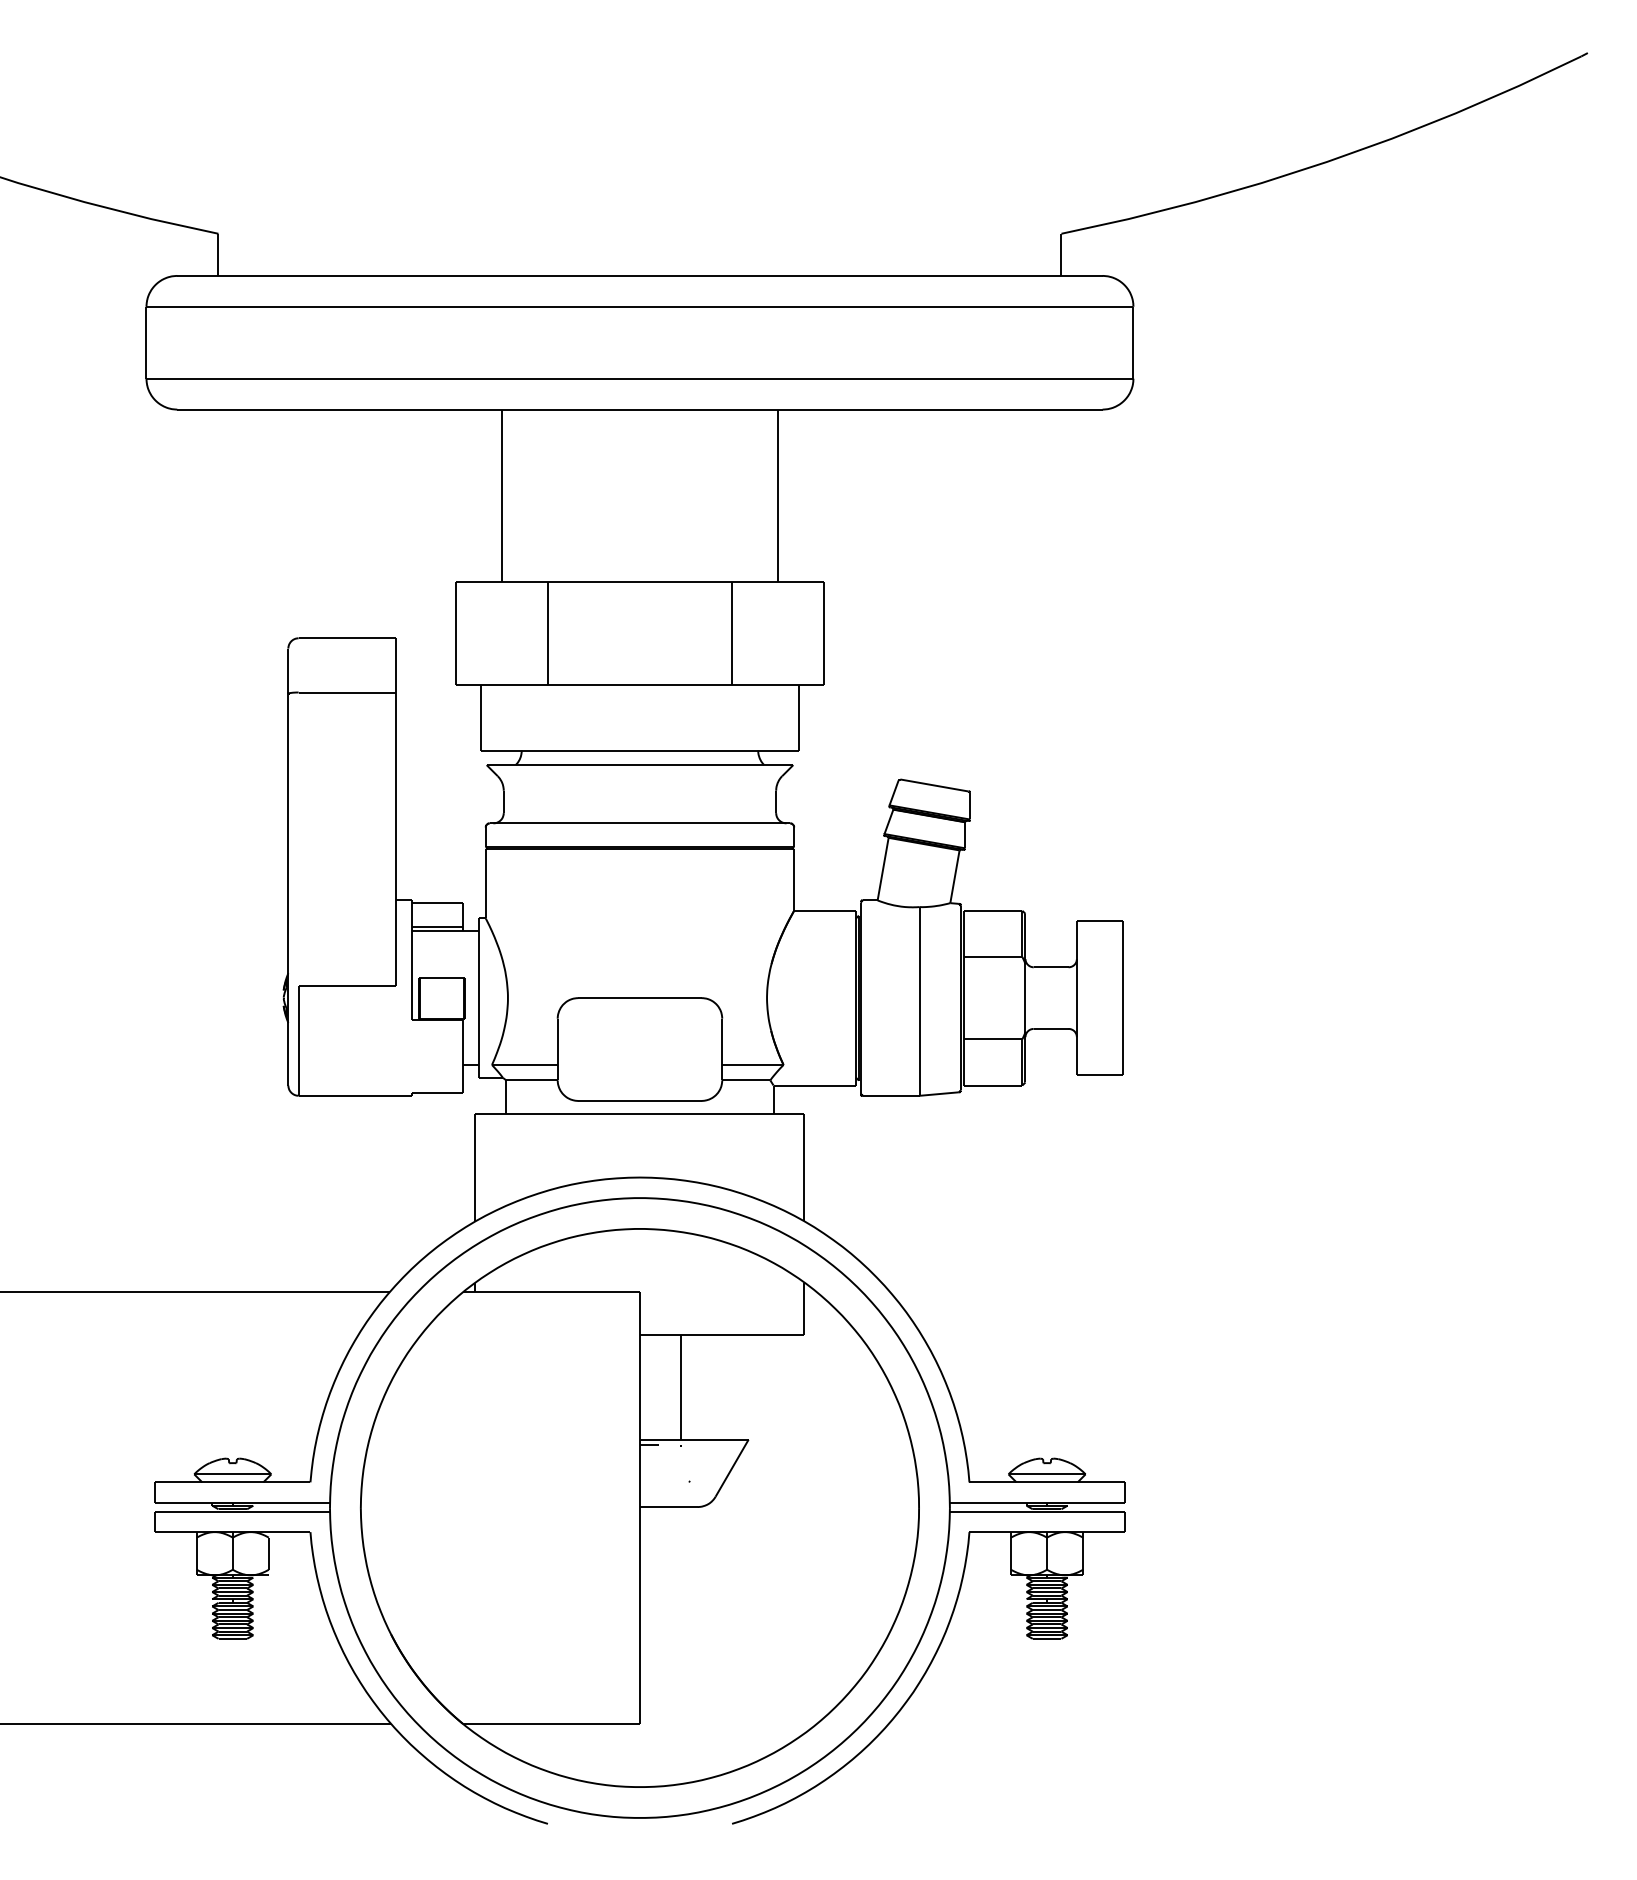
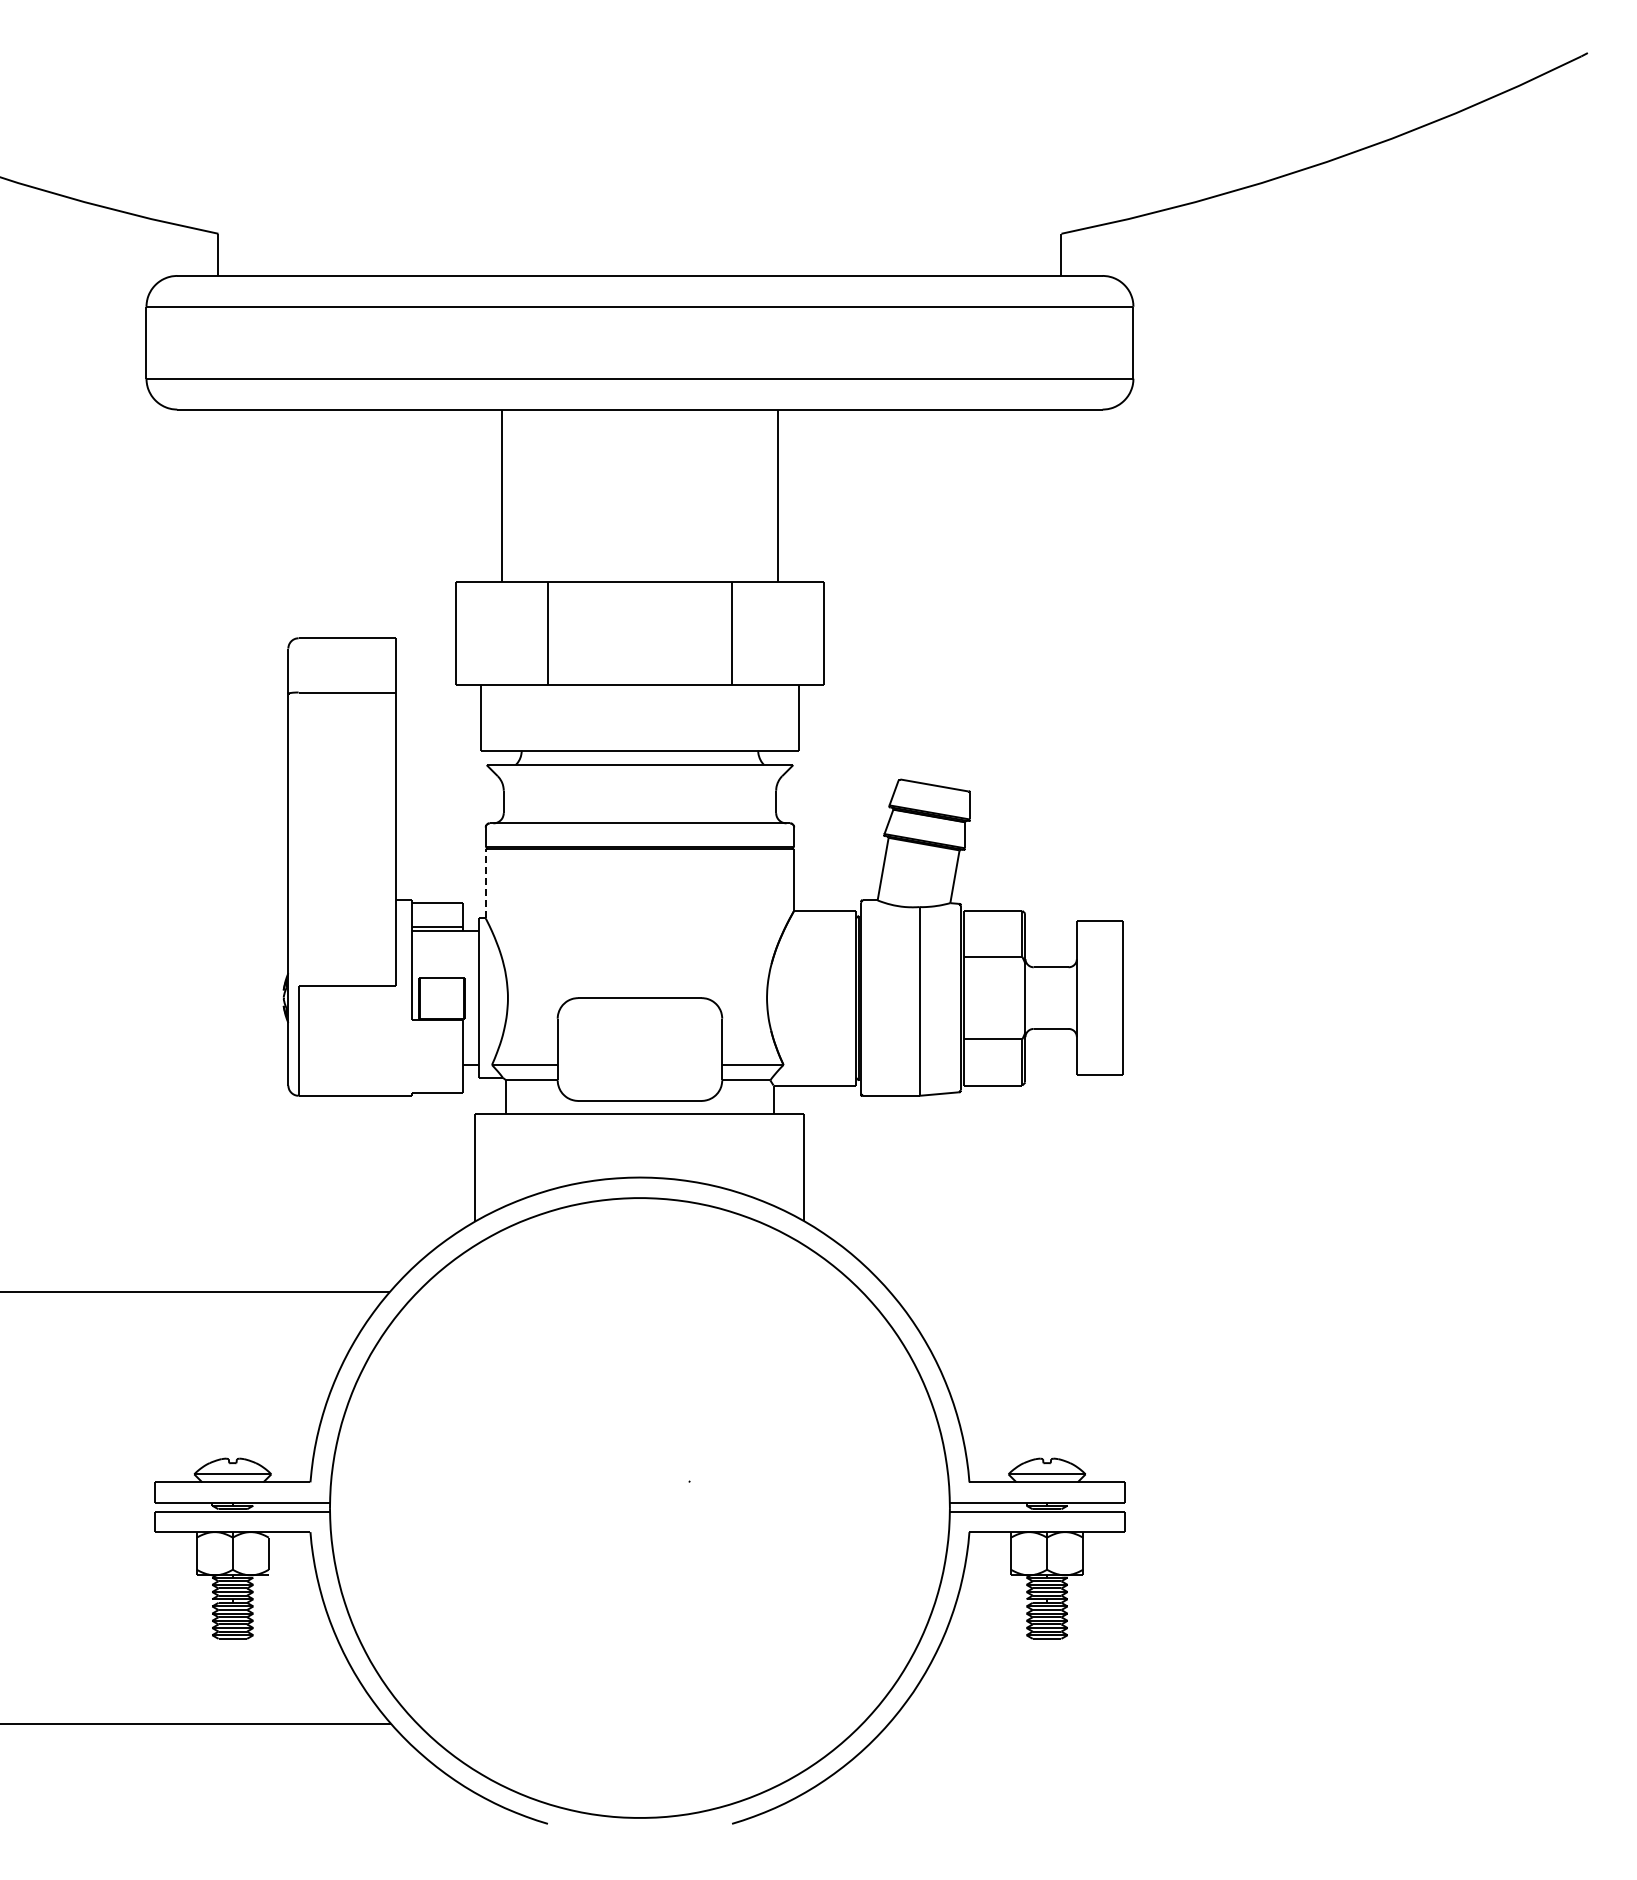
line: solid -> dashed (485, 883)
part: present -> none (639, 1507)
